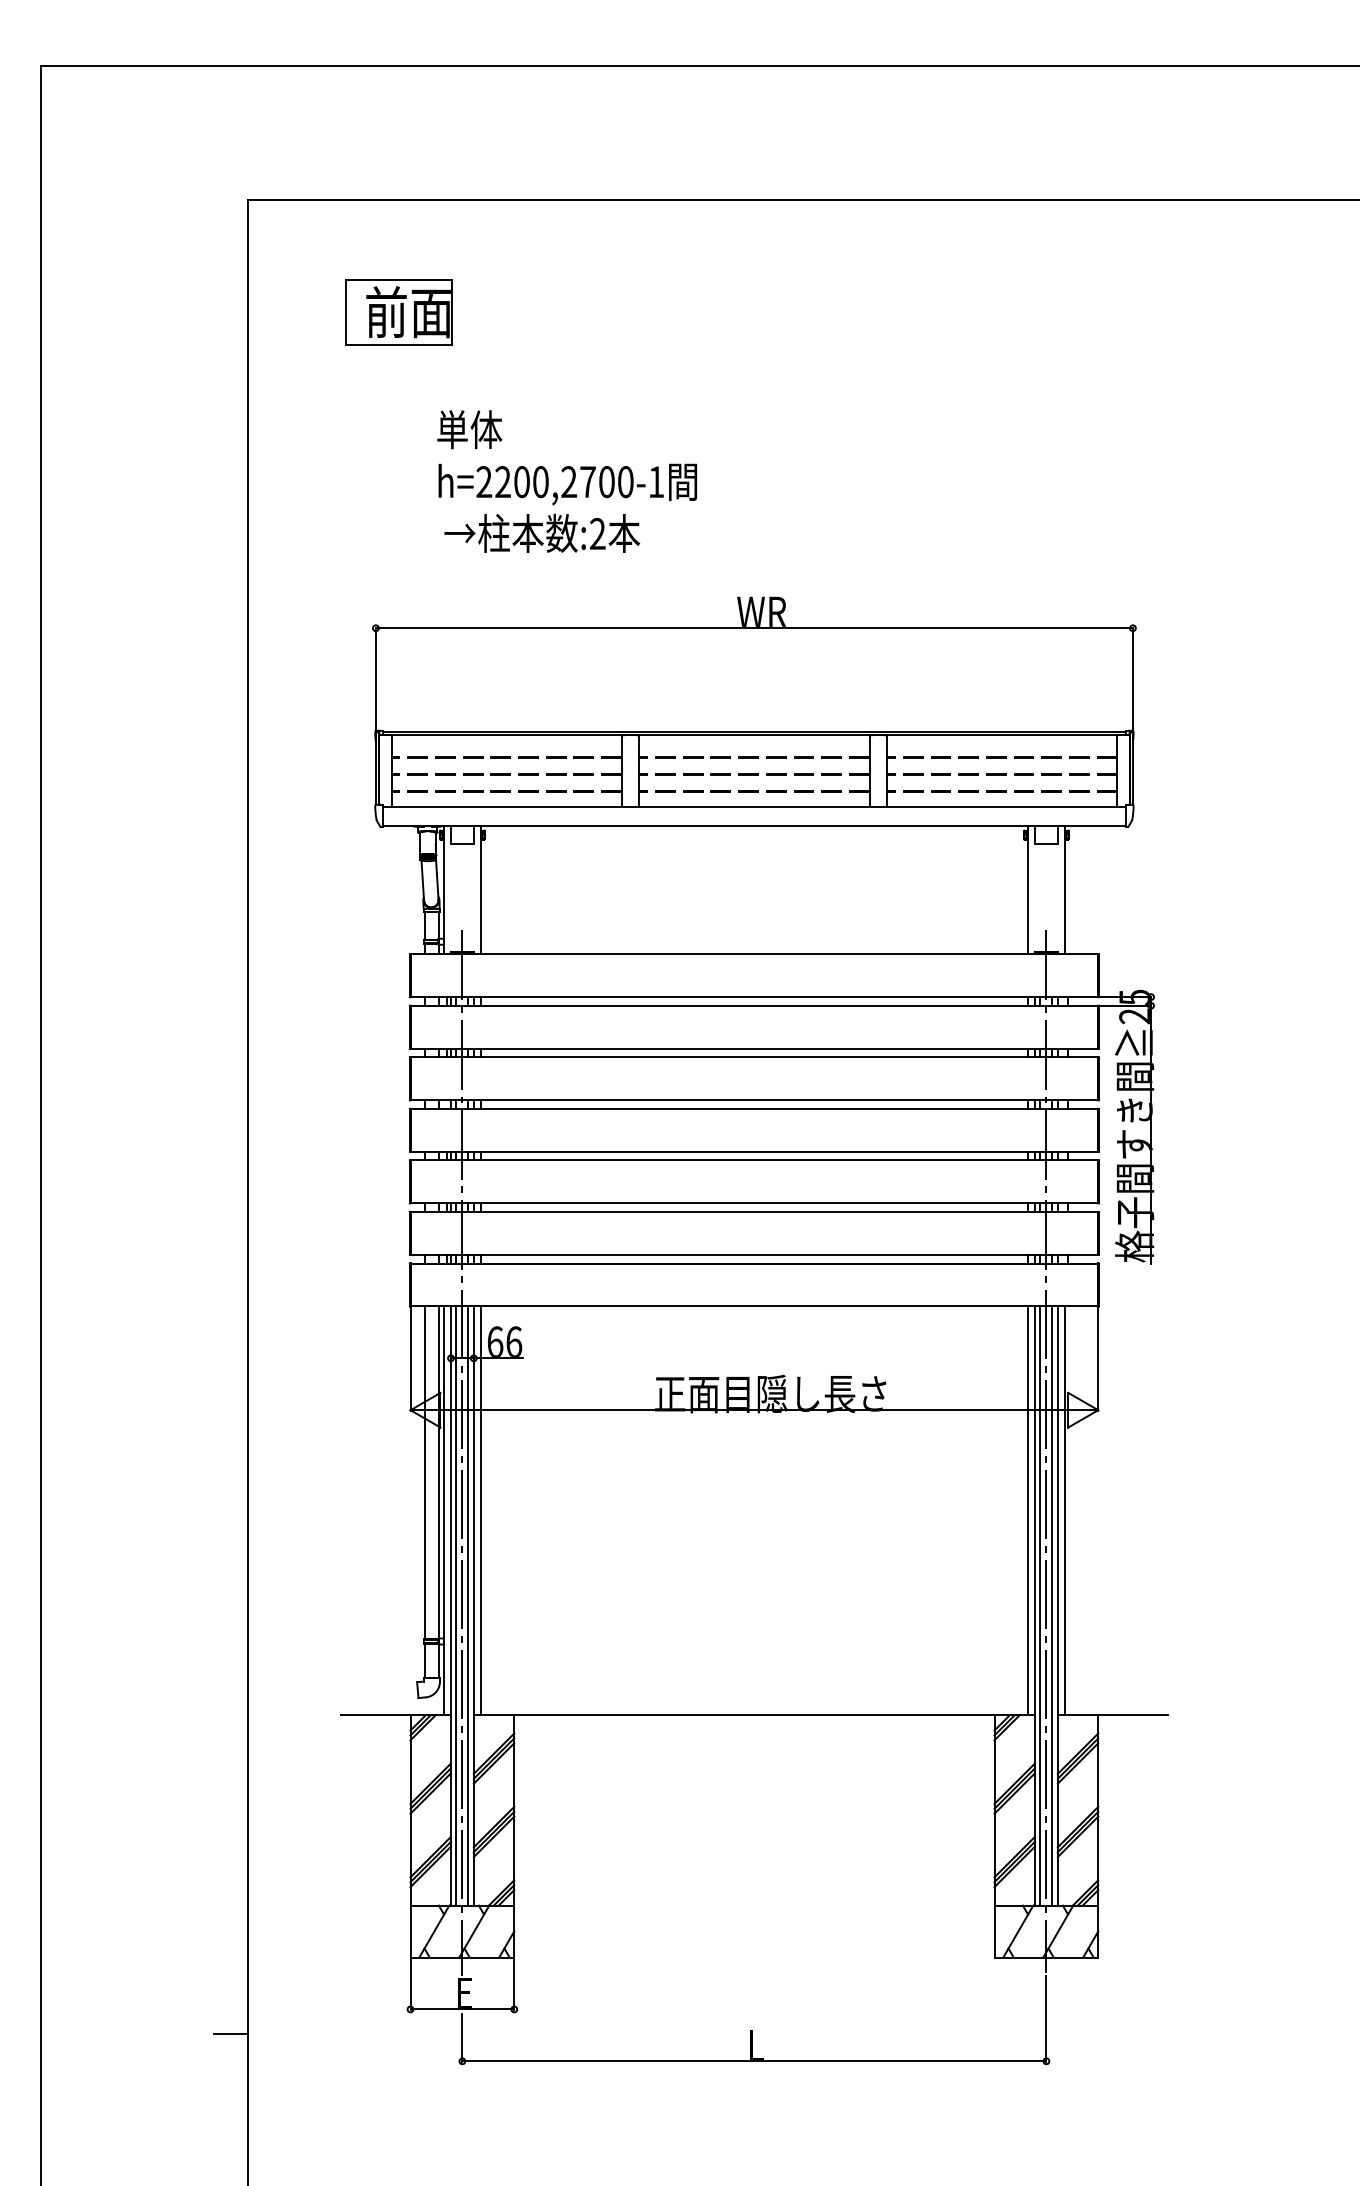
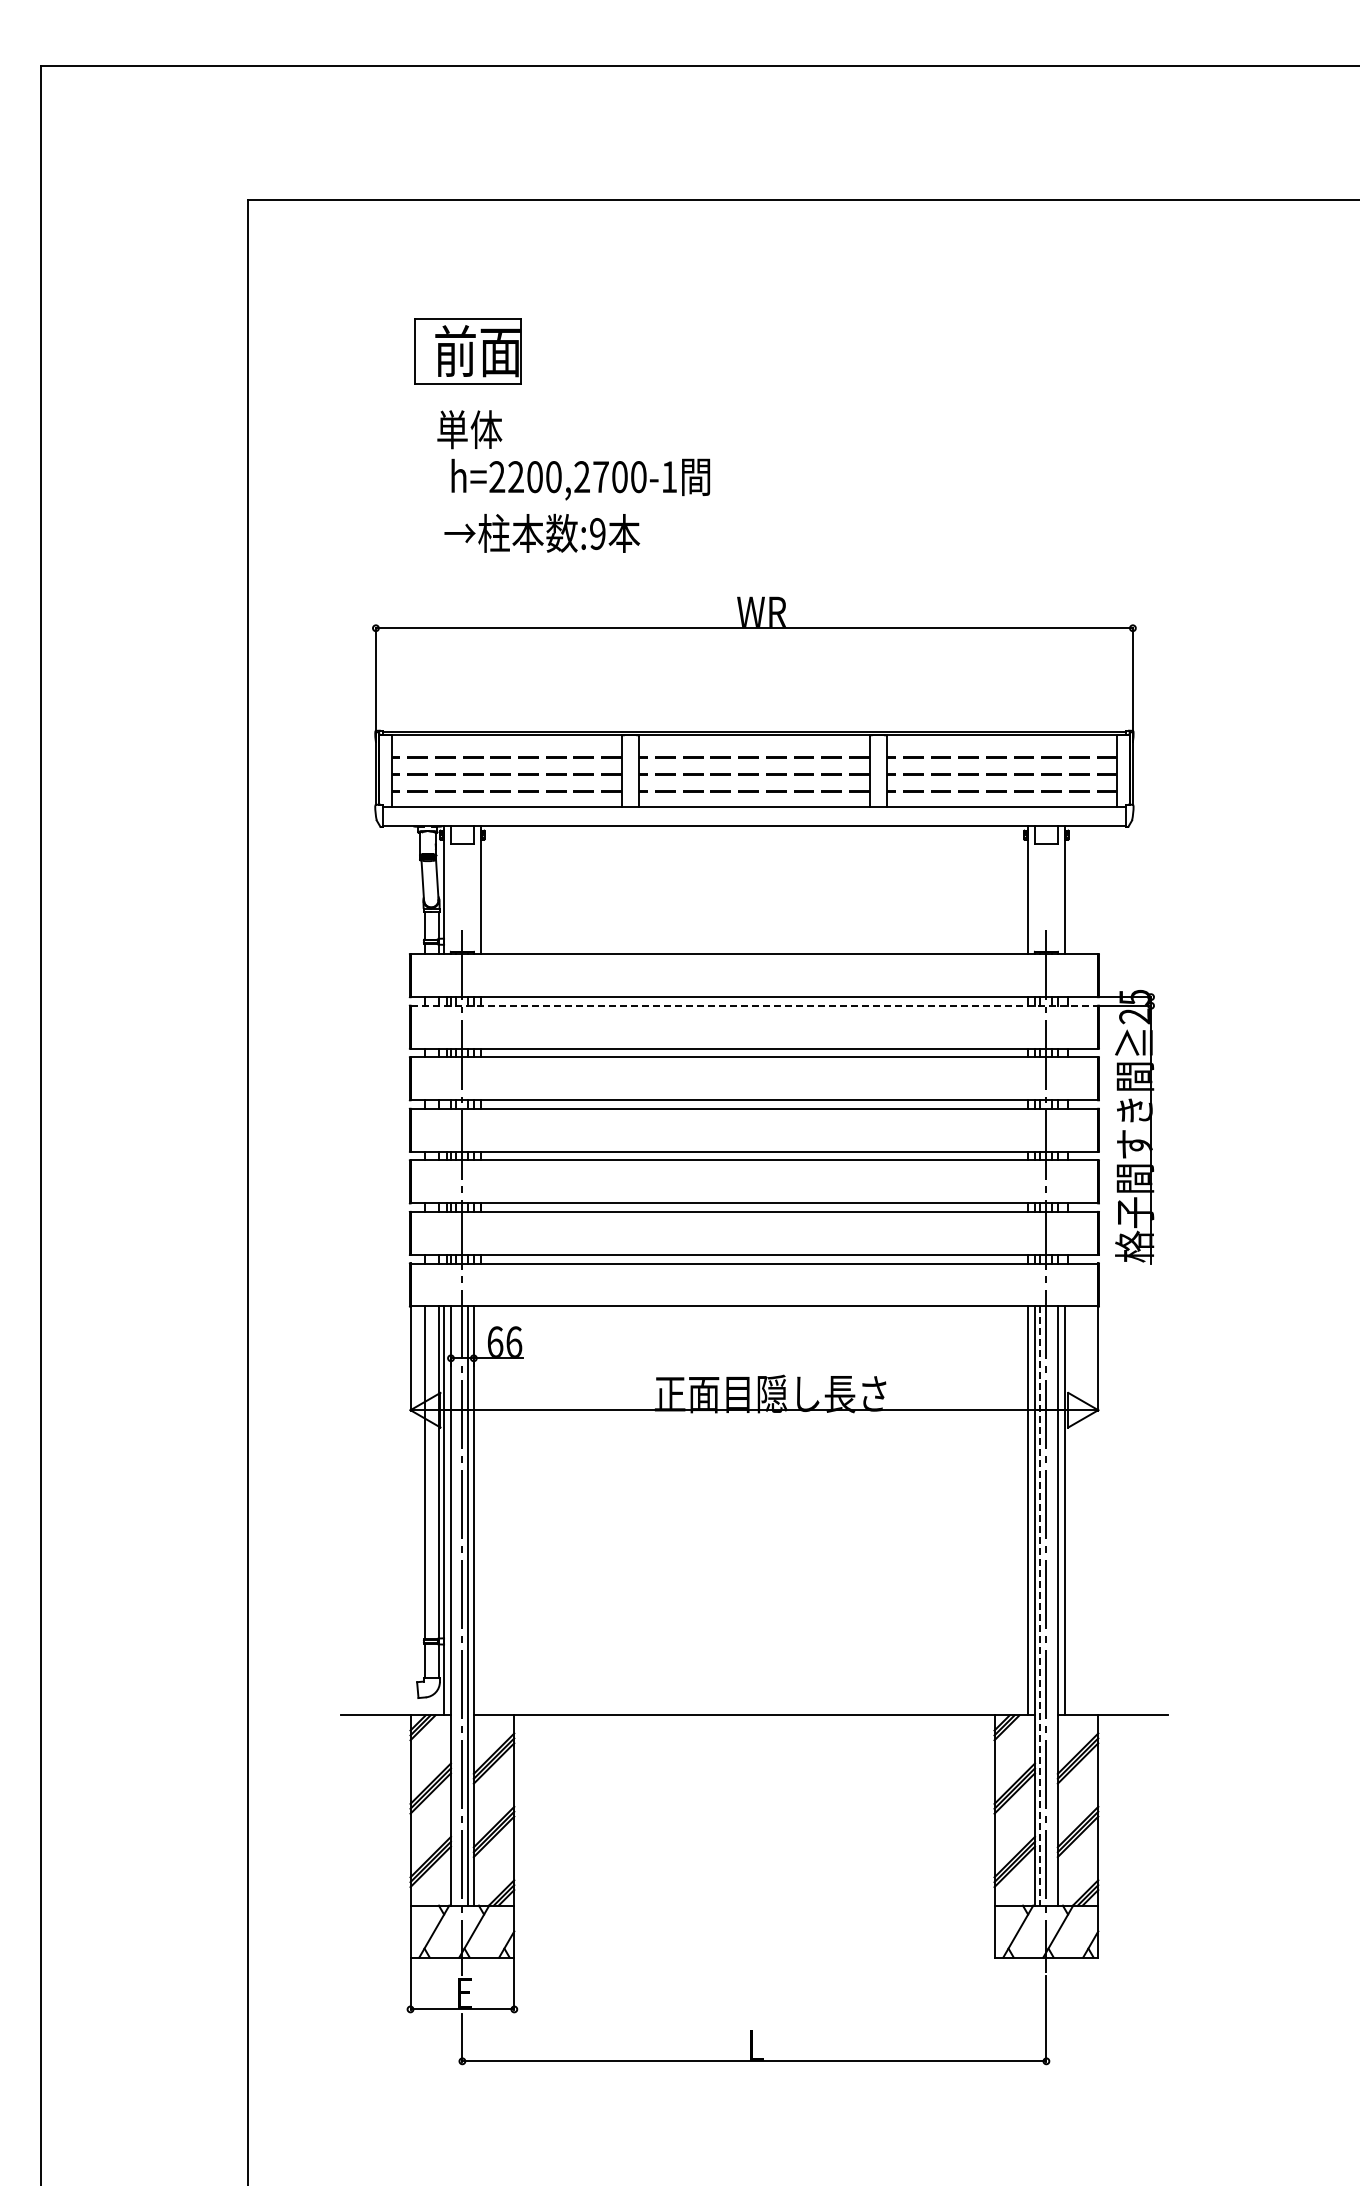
part position: (398, 312) -> (467, 351) (467, 351)
text position: (567, 484) -> (580, 479) (580, 479)
text: :2 -> :9 (597, 534)
line: solid -> dashed (754, 1005)
line: present -> none (480, 1510)
line: present -> none (456, 1605)
line: present -> none (1052, 1605)
line: solid -> dashed (1040, 1606)
line: present -> none (230, 2034)
